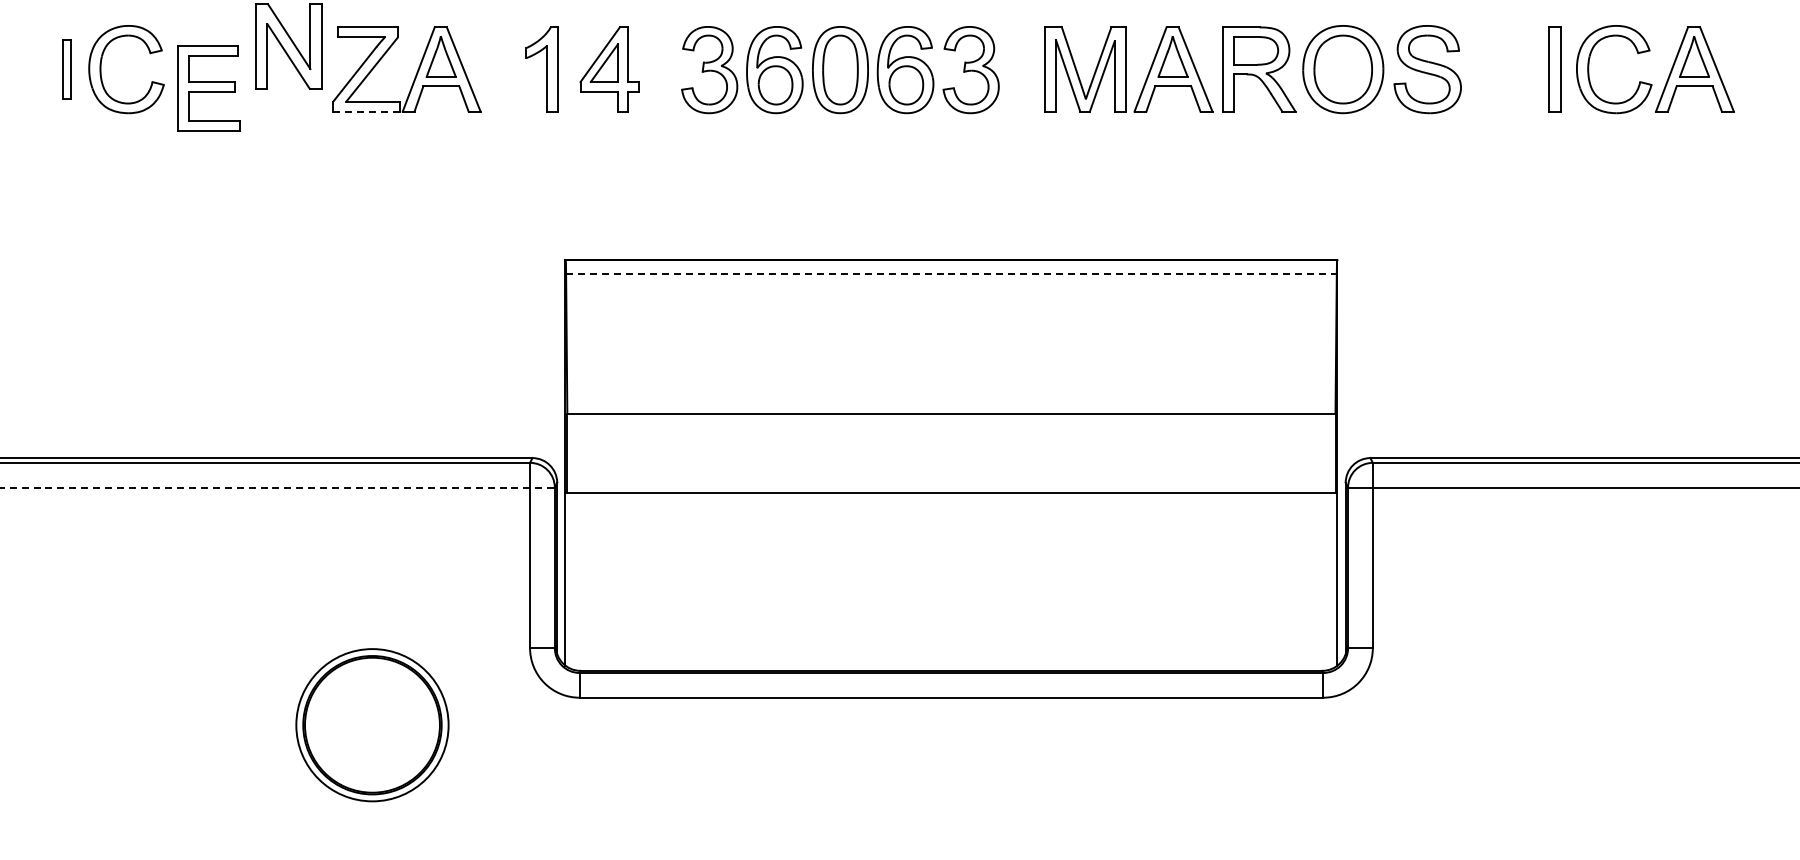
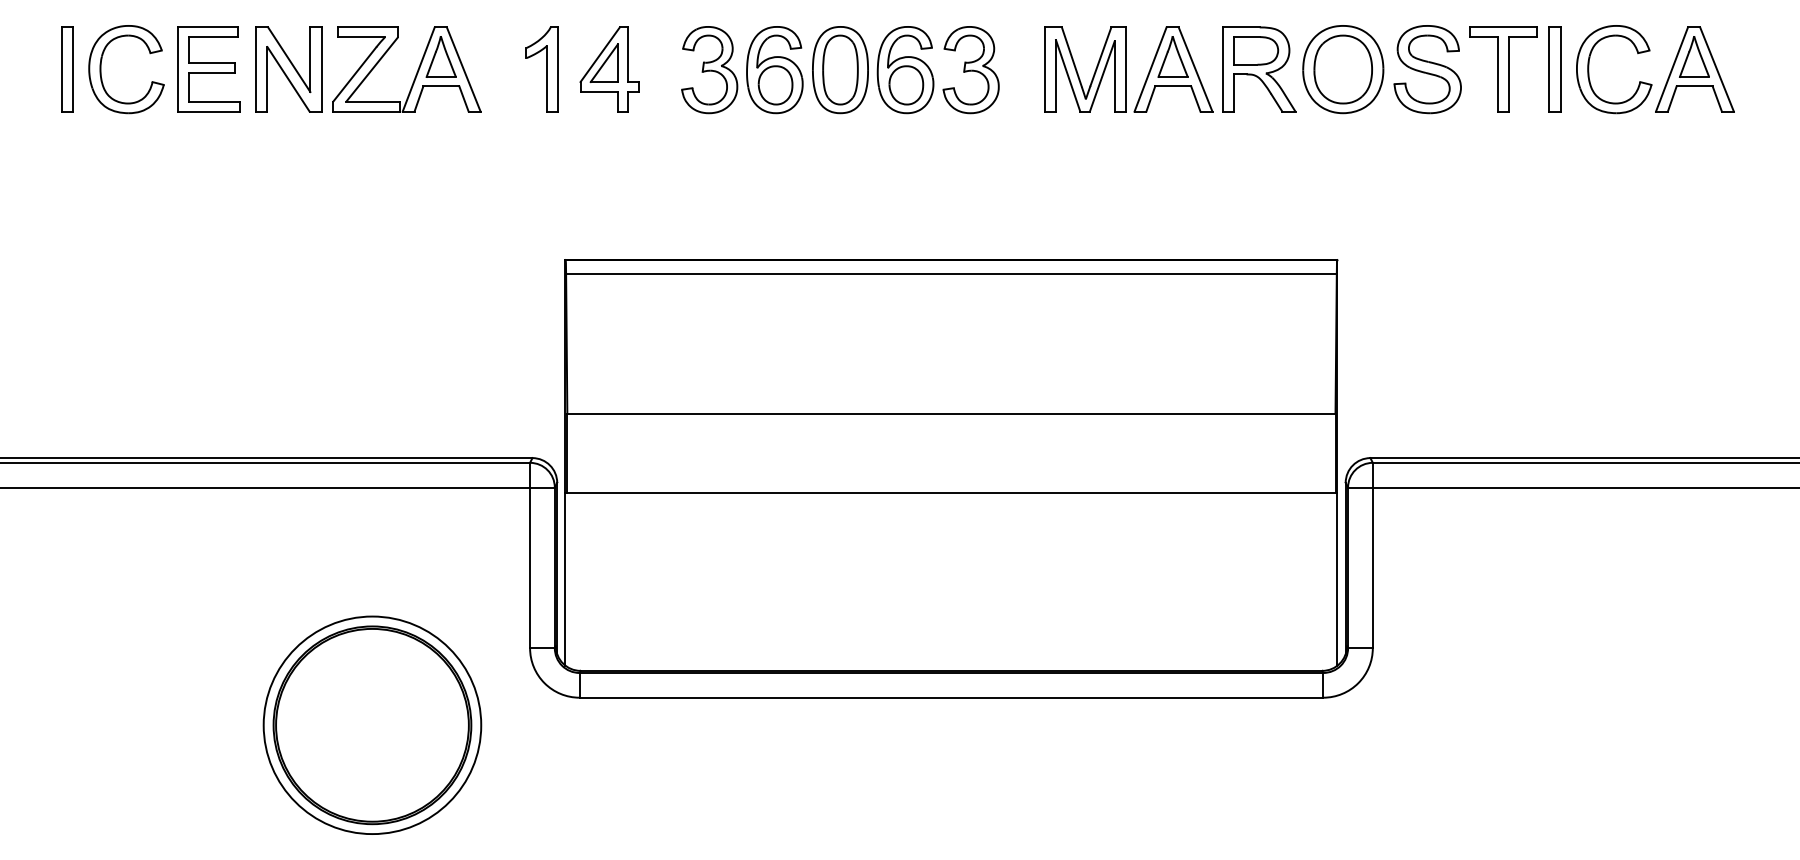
part position: (288, 46) -> (288, 69) (288, 69)
part size: 10x61 px -> 13x87 px (67, 69)
part: none -> present (1503, 69)
part position: (208, 88) -> (208, 69) (208, 69)
line: dashed -> solid (367, 111)
line: dashed -> solid (951, 273)
line: dashed -> solid (277, 487)
part size: 155x155 px -> 221x220 px (372, 724)
